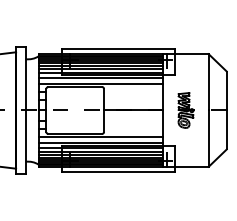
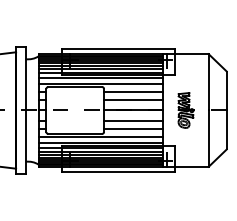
line: none -> present (133, 91)
line: none -> present (133, 100)
line: none -> present (133, 120)
line: none -> present (133, 129)
